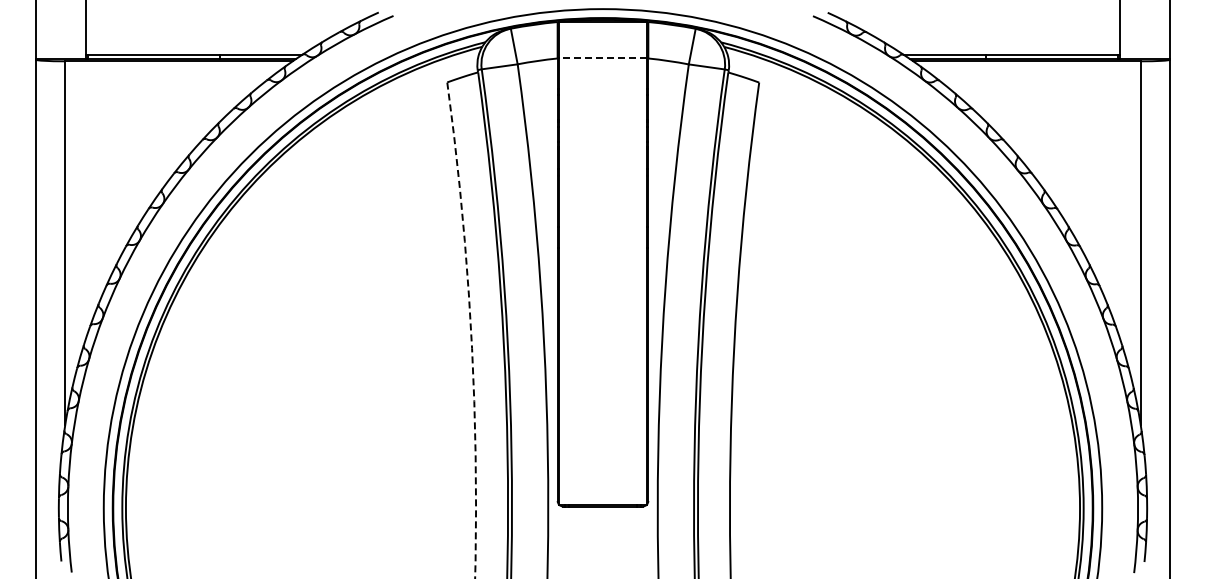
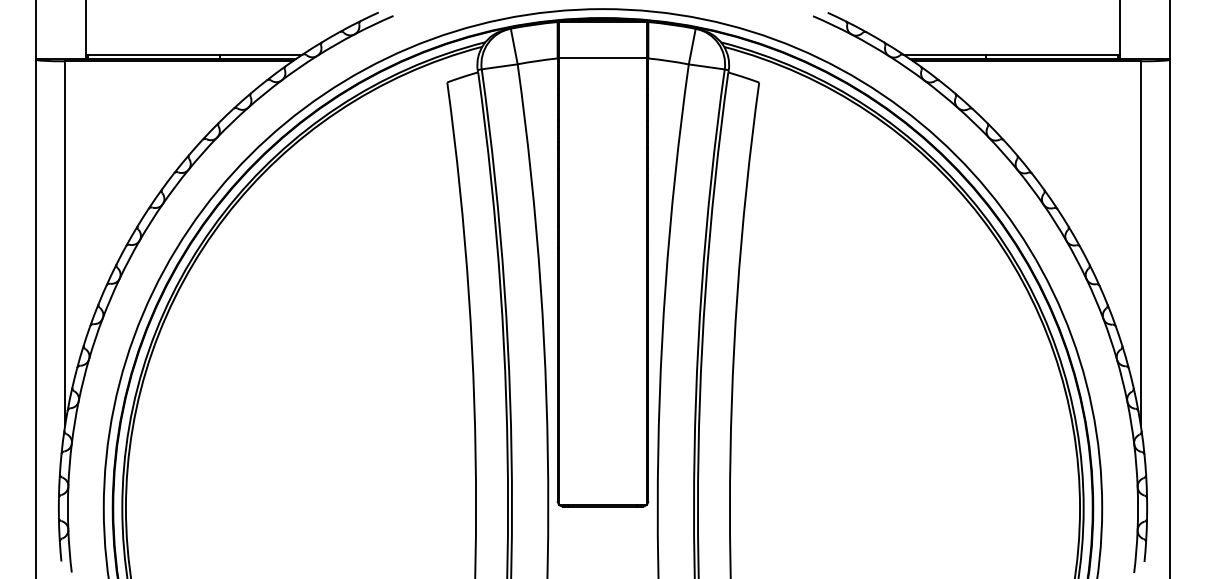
line: dashed -> solid (602, 58)
arc: dashed -> solid (471, 330)
